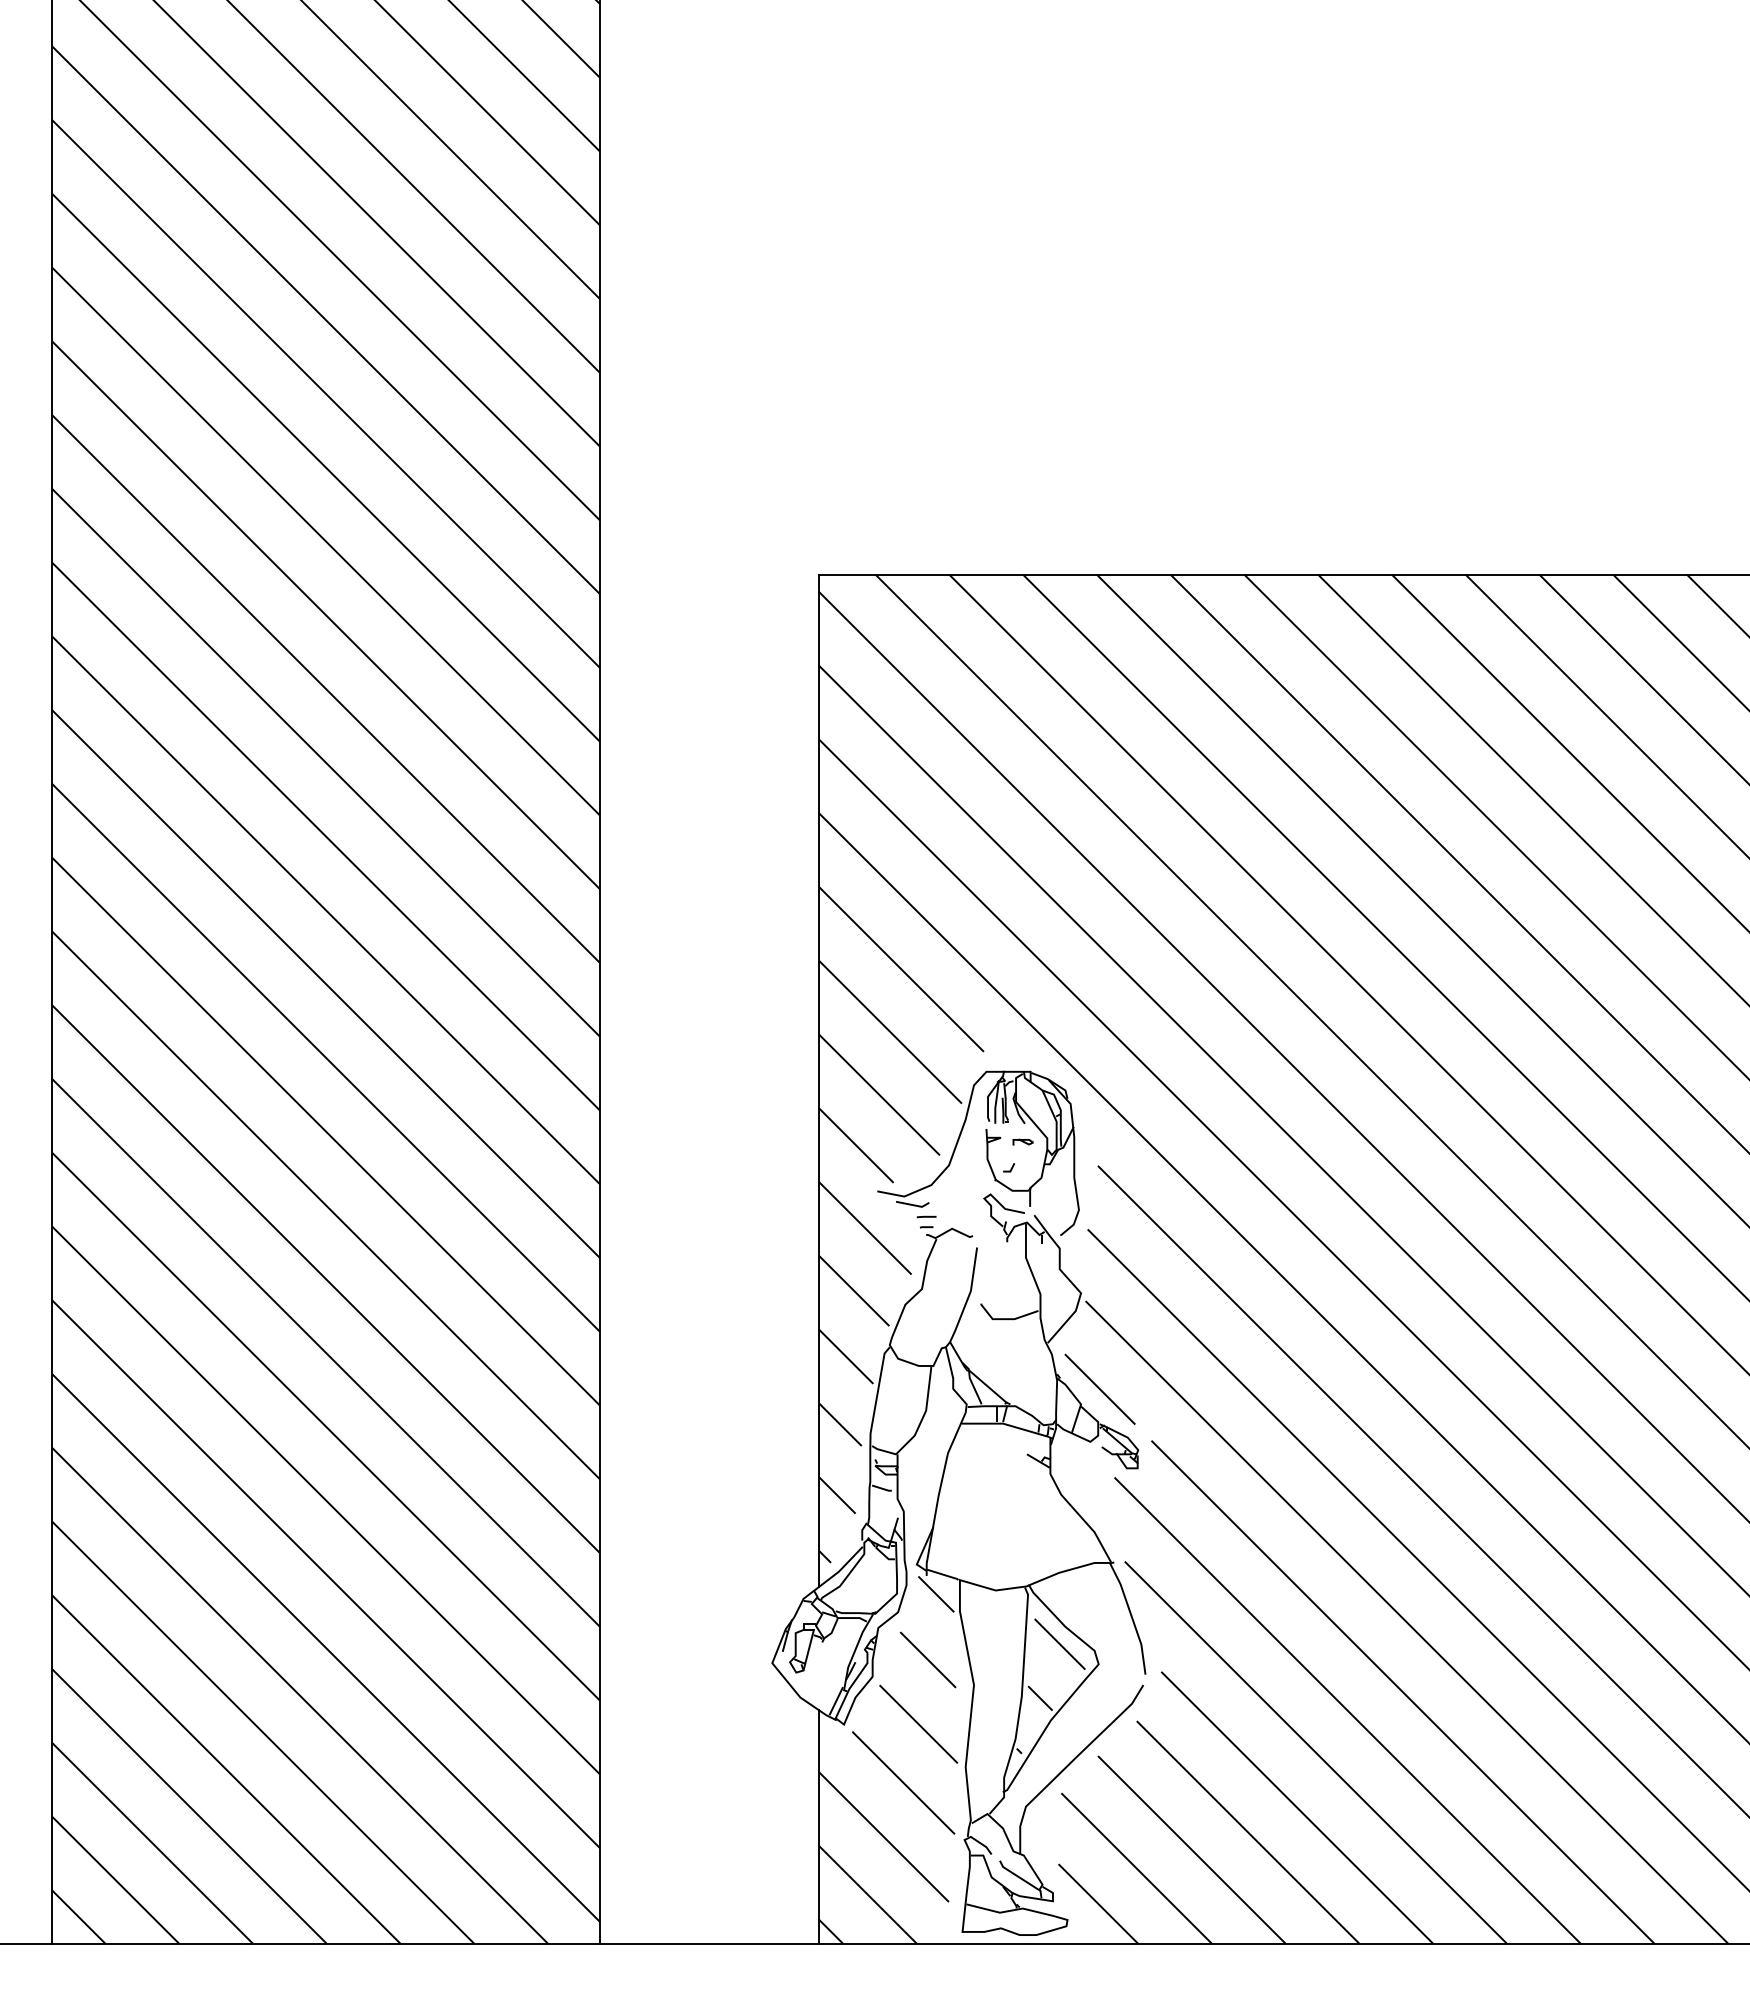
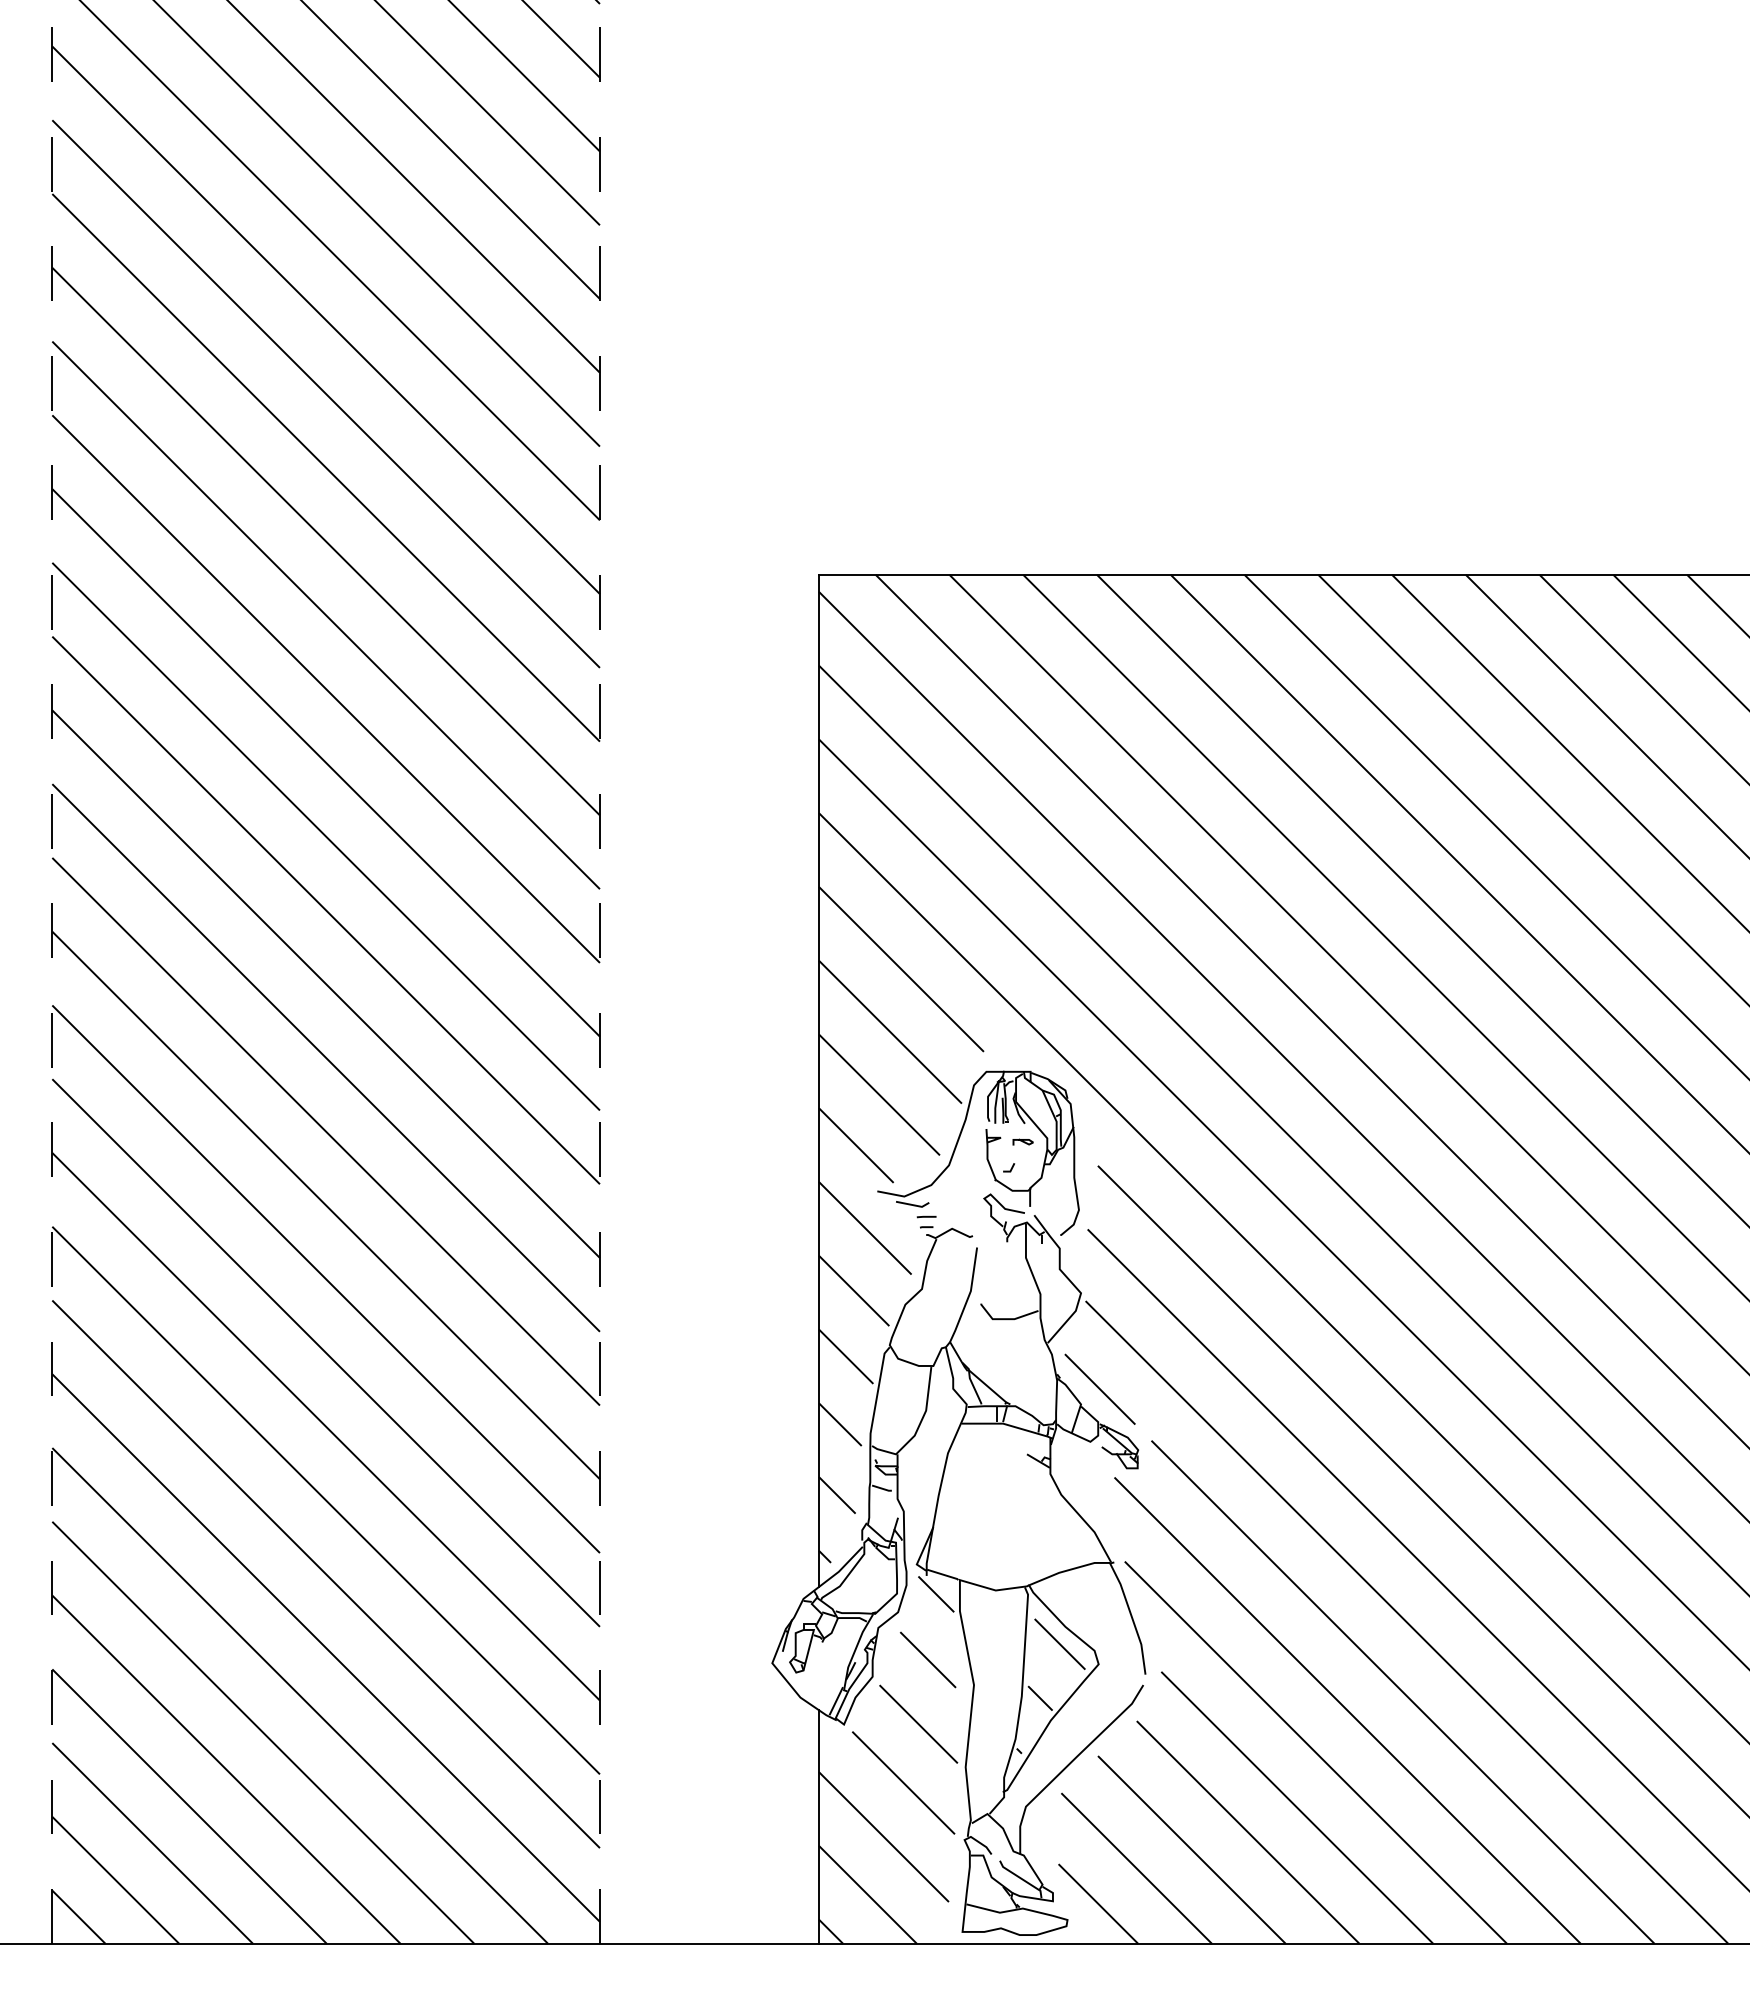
line: solid -> dashed (52, 972)
line: solid -> dashed (599, 972)
